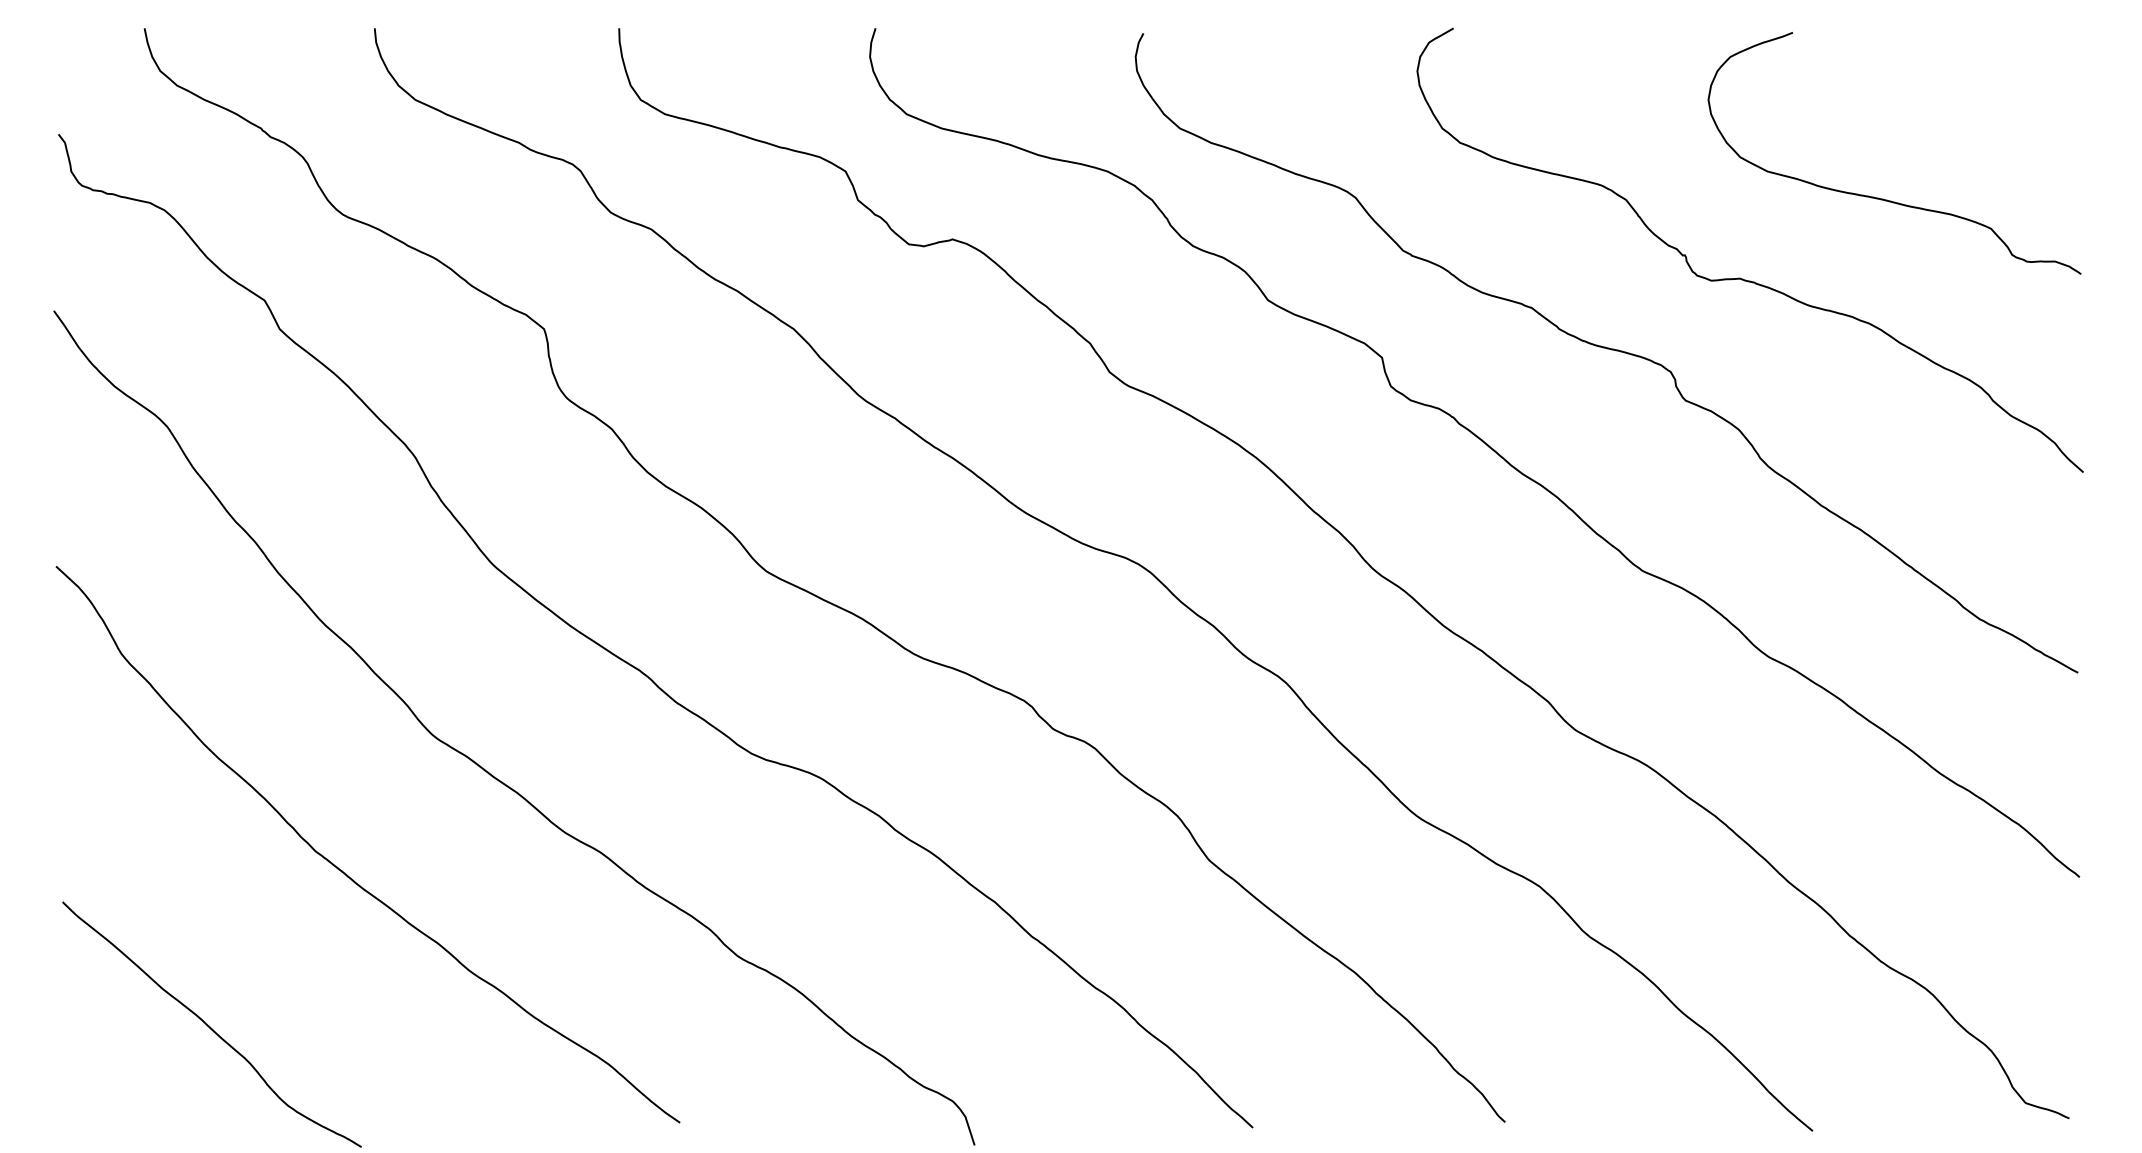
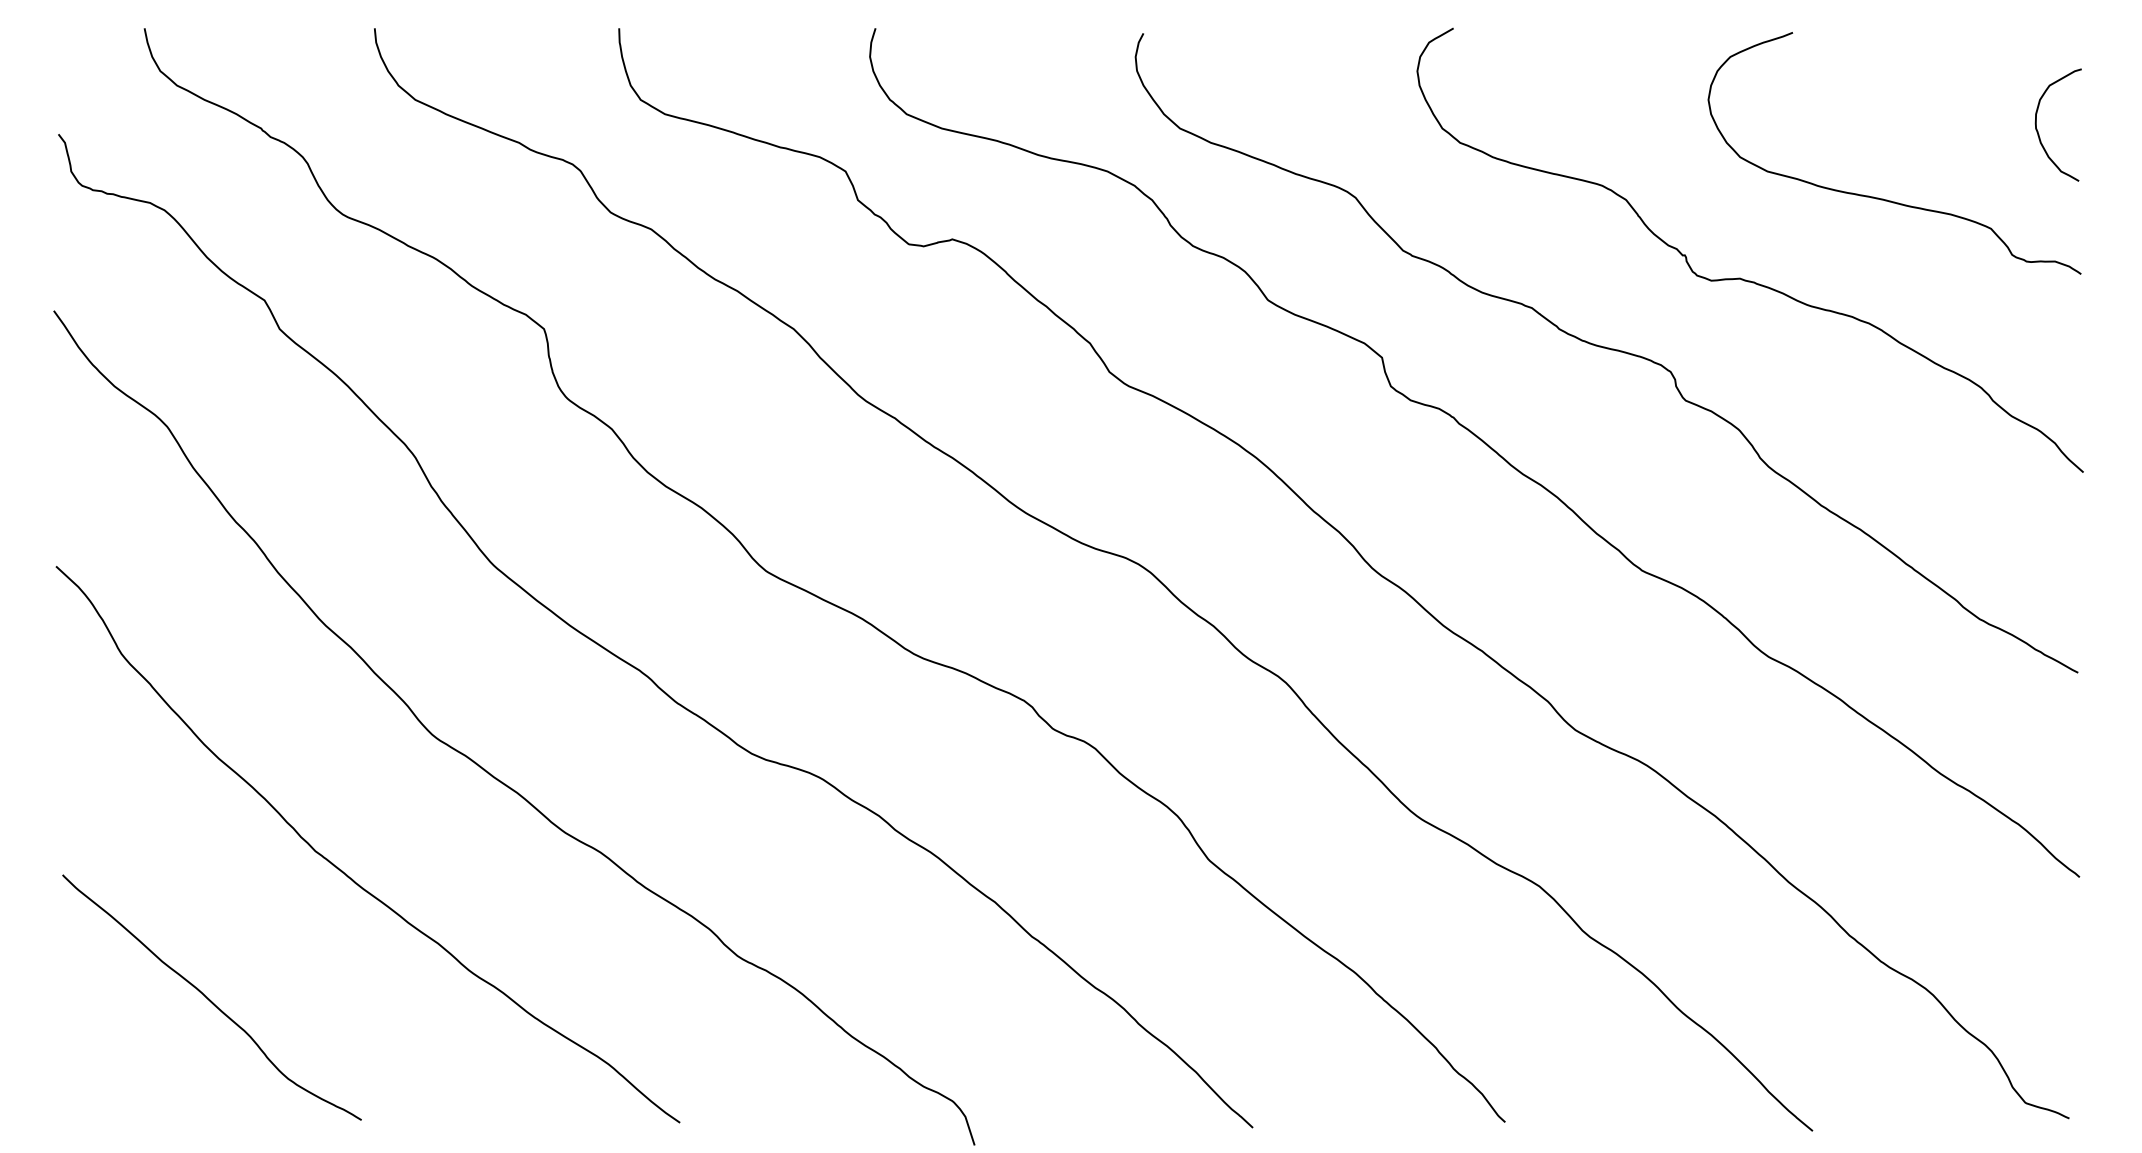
curve: none -> present (2038, 131)
curve position: (209, 1025) -> (209, 998) (209, 998)
